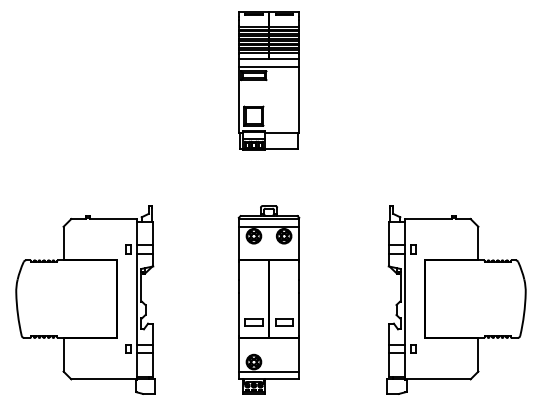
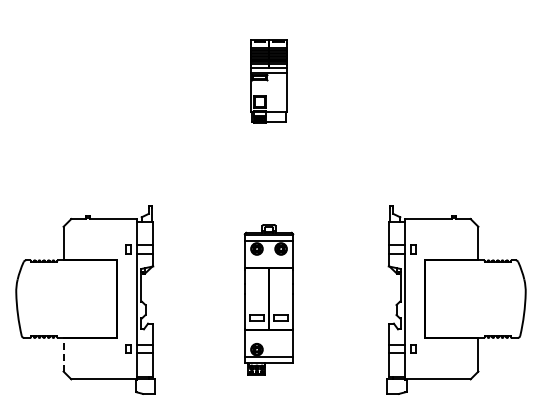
part size: 62x140 px -> 38x85 px (268, 81)
part size: 64x190 px -> 52x152 px (268, 299)
line: solid -> dashed (63, 354)
